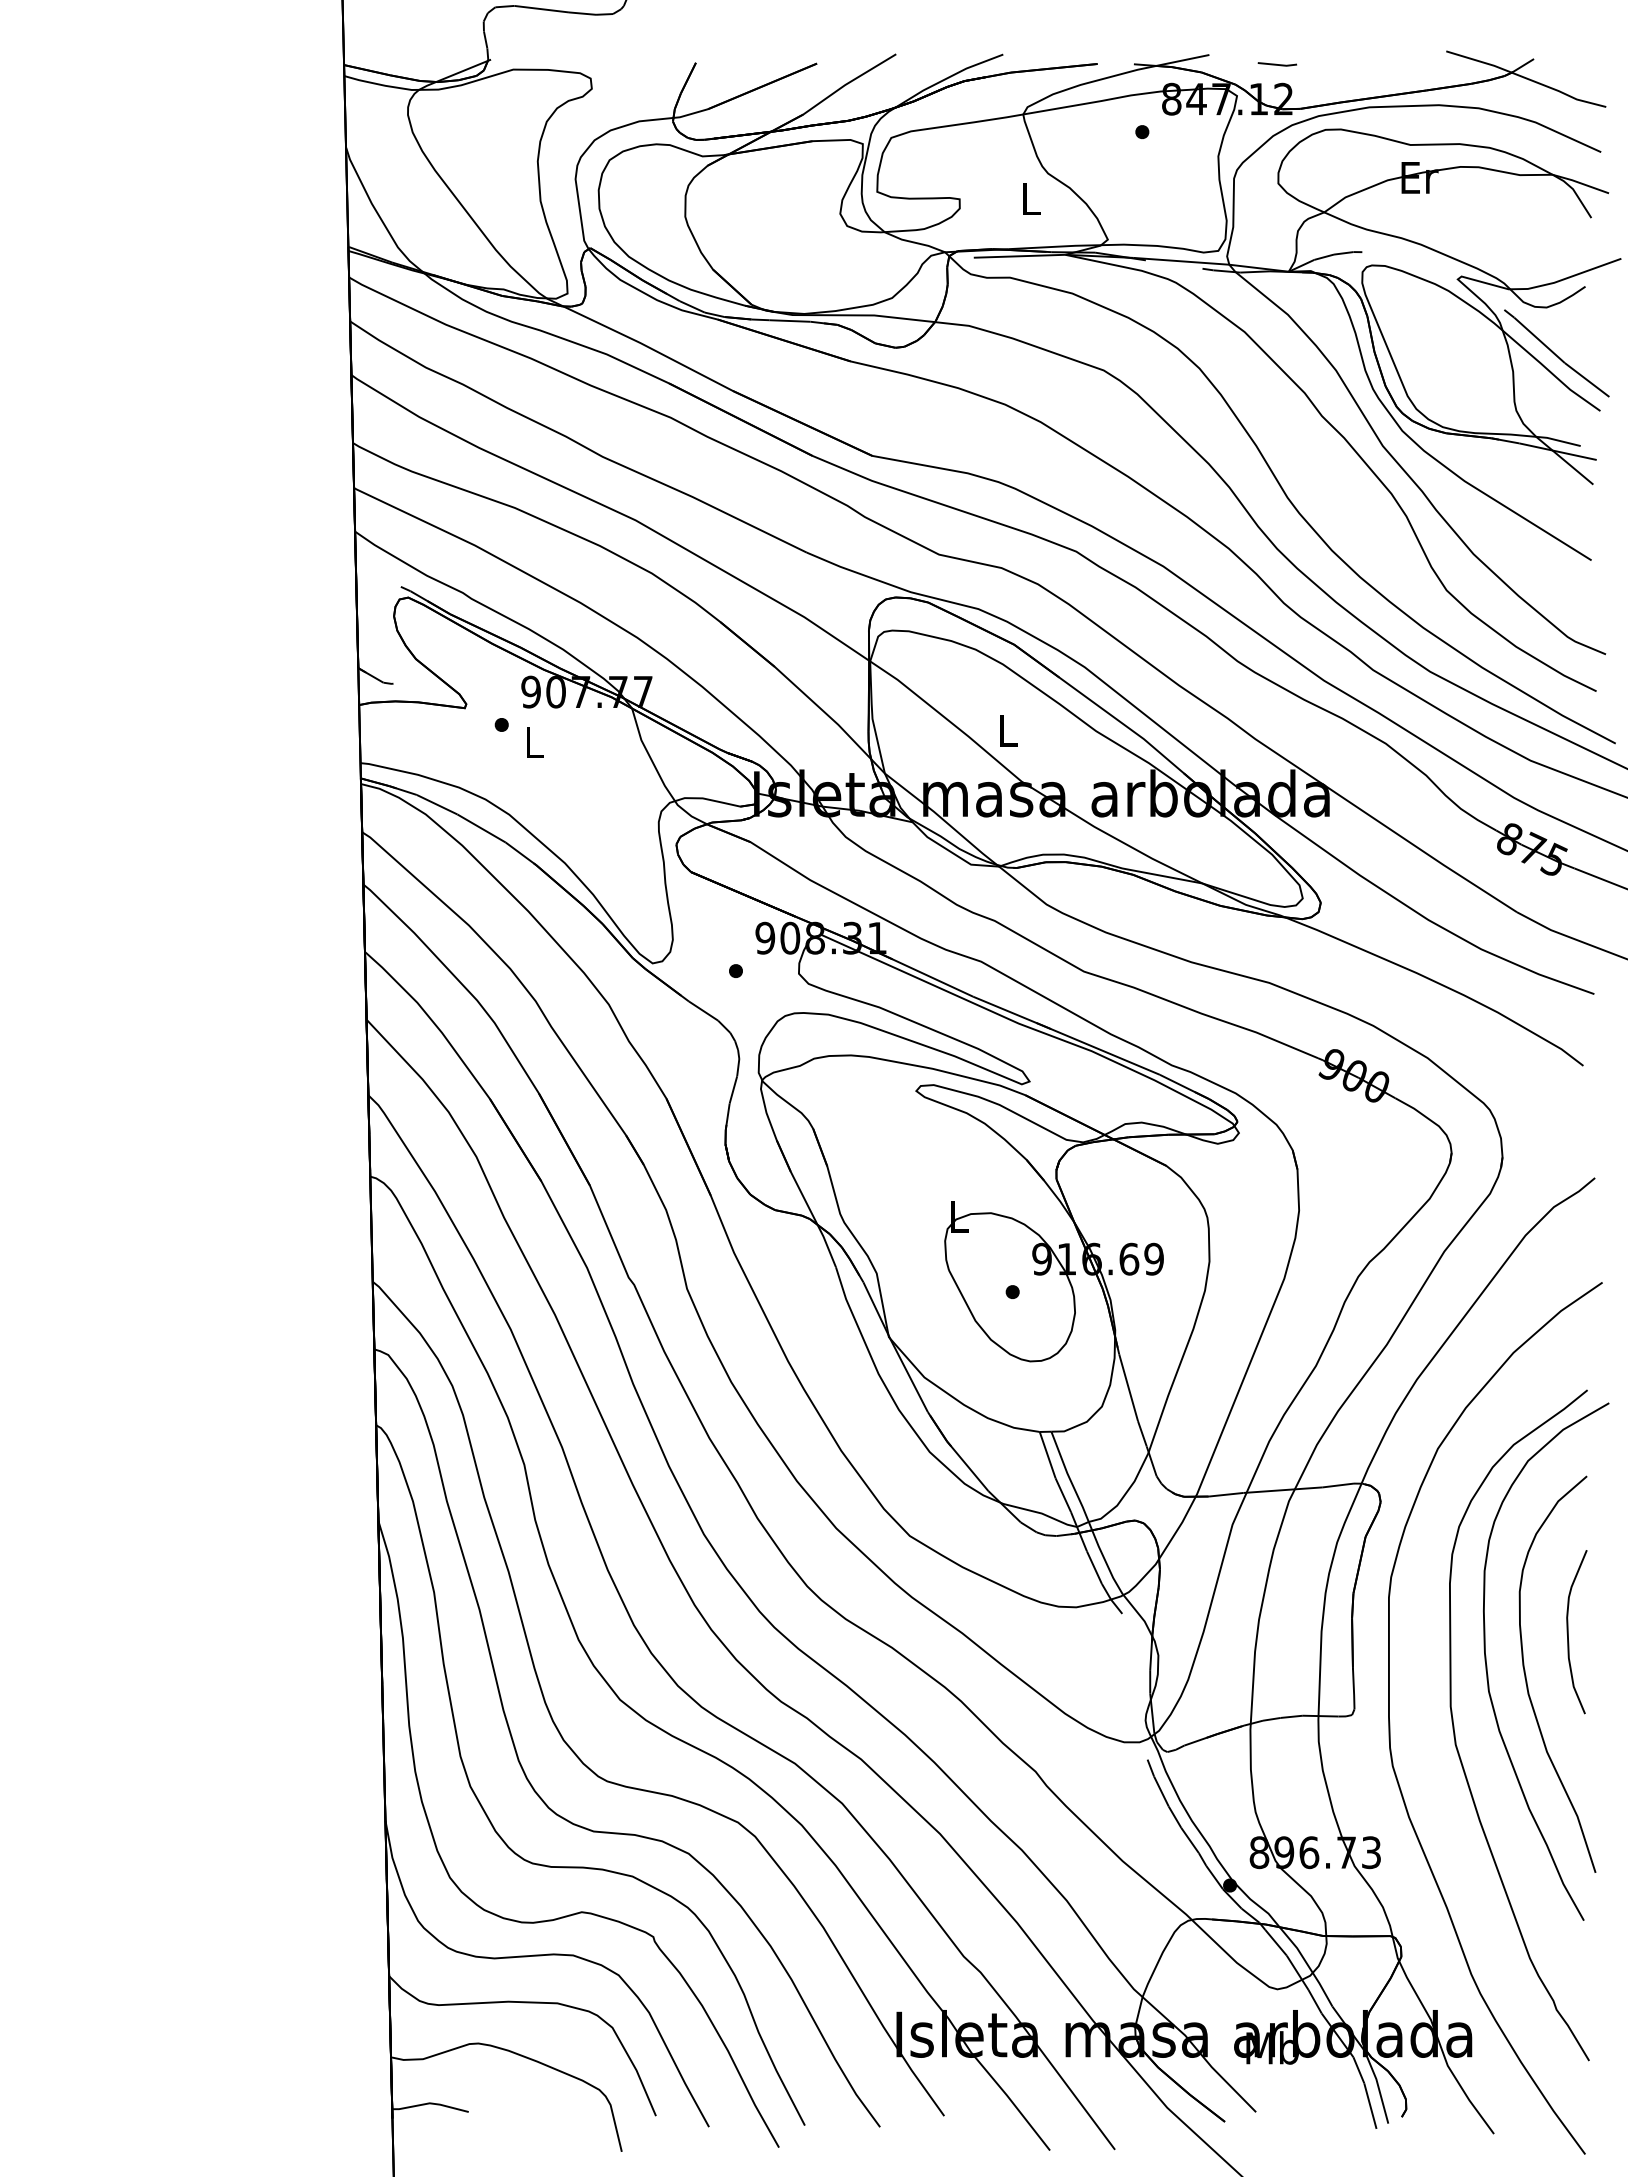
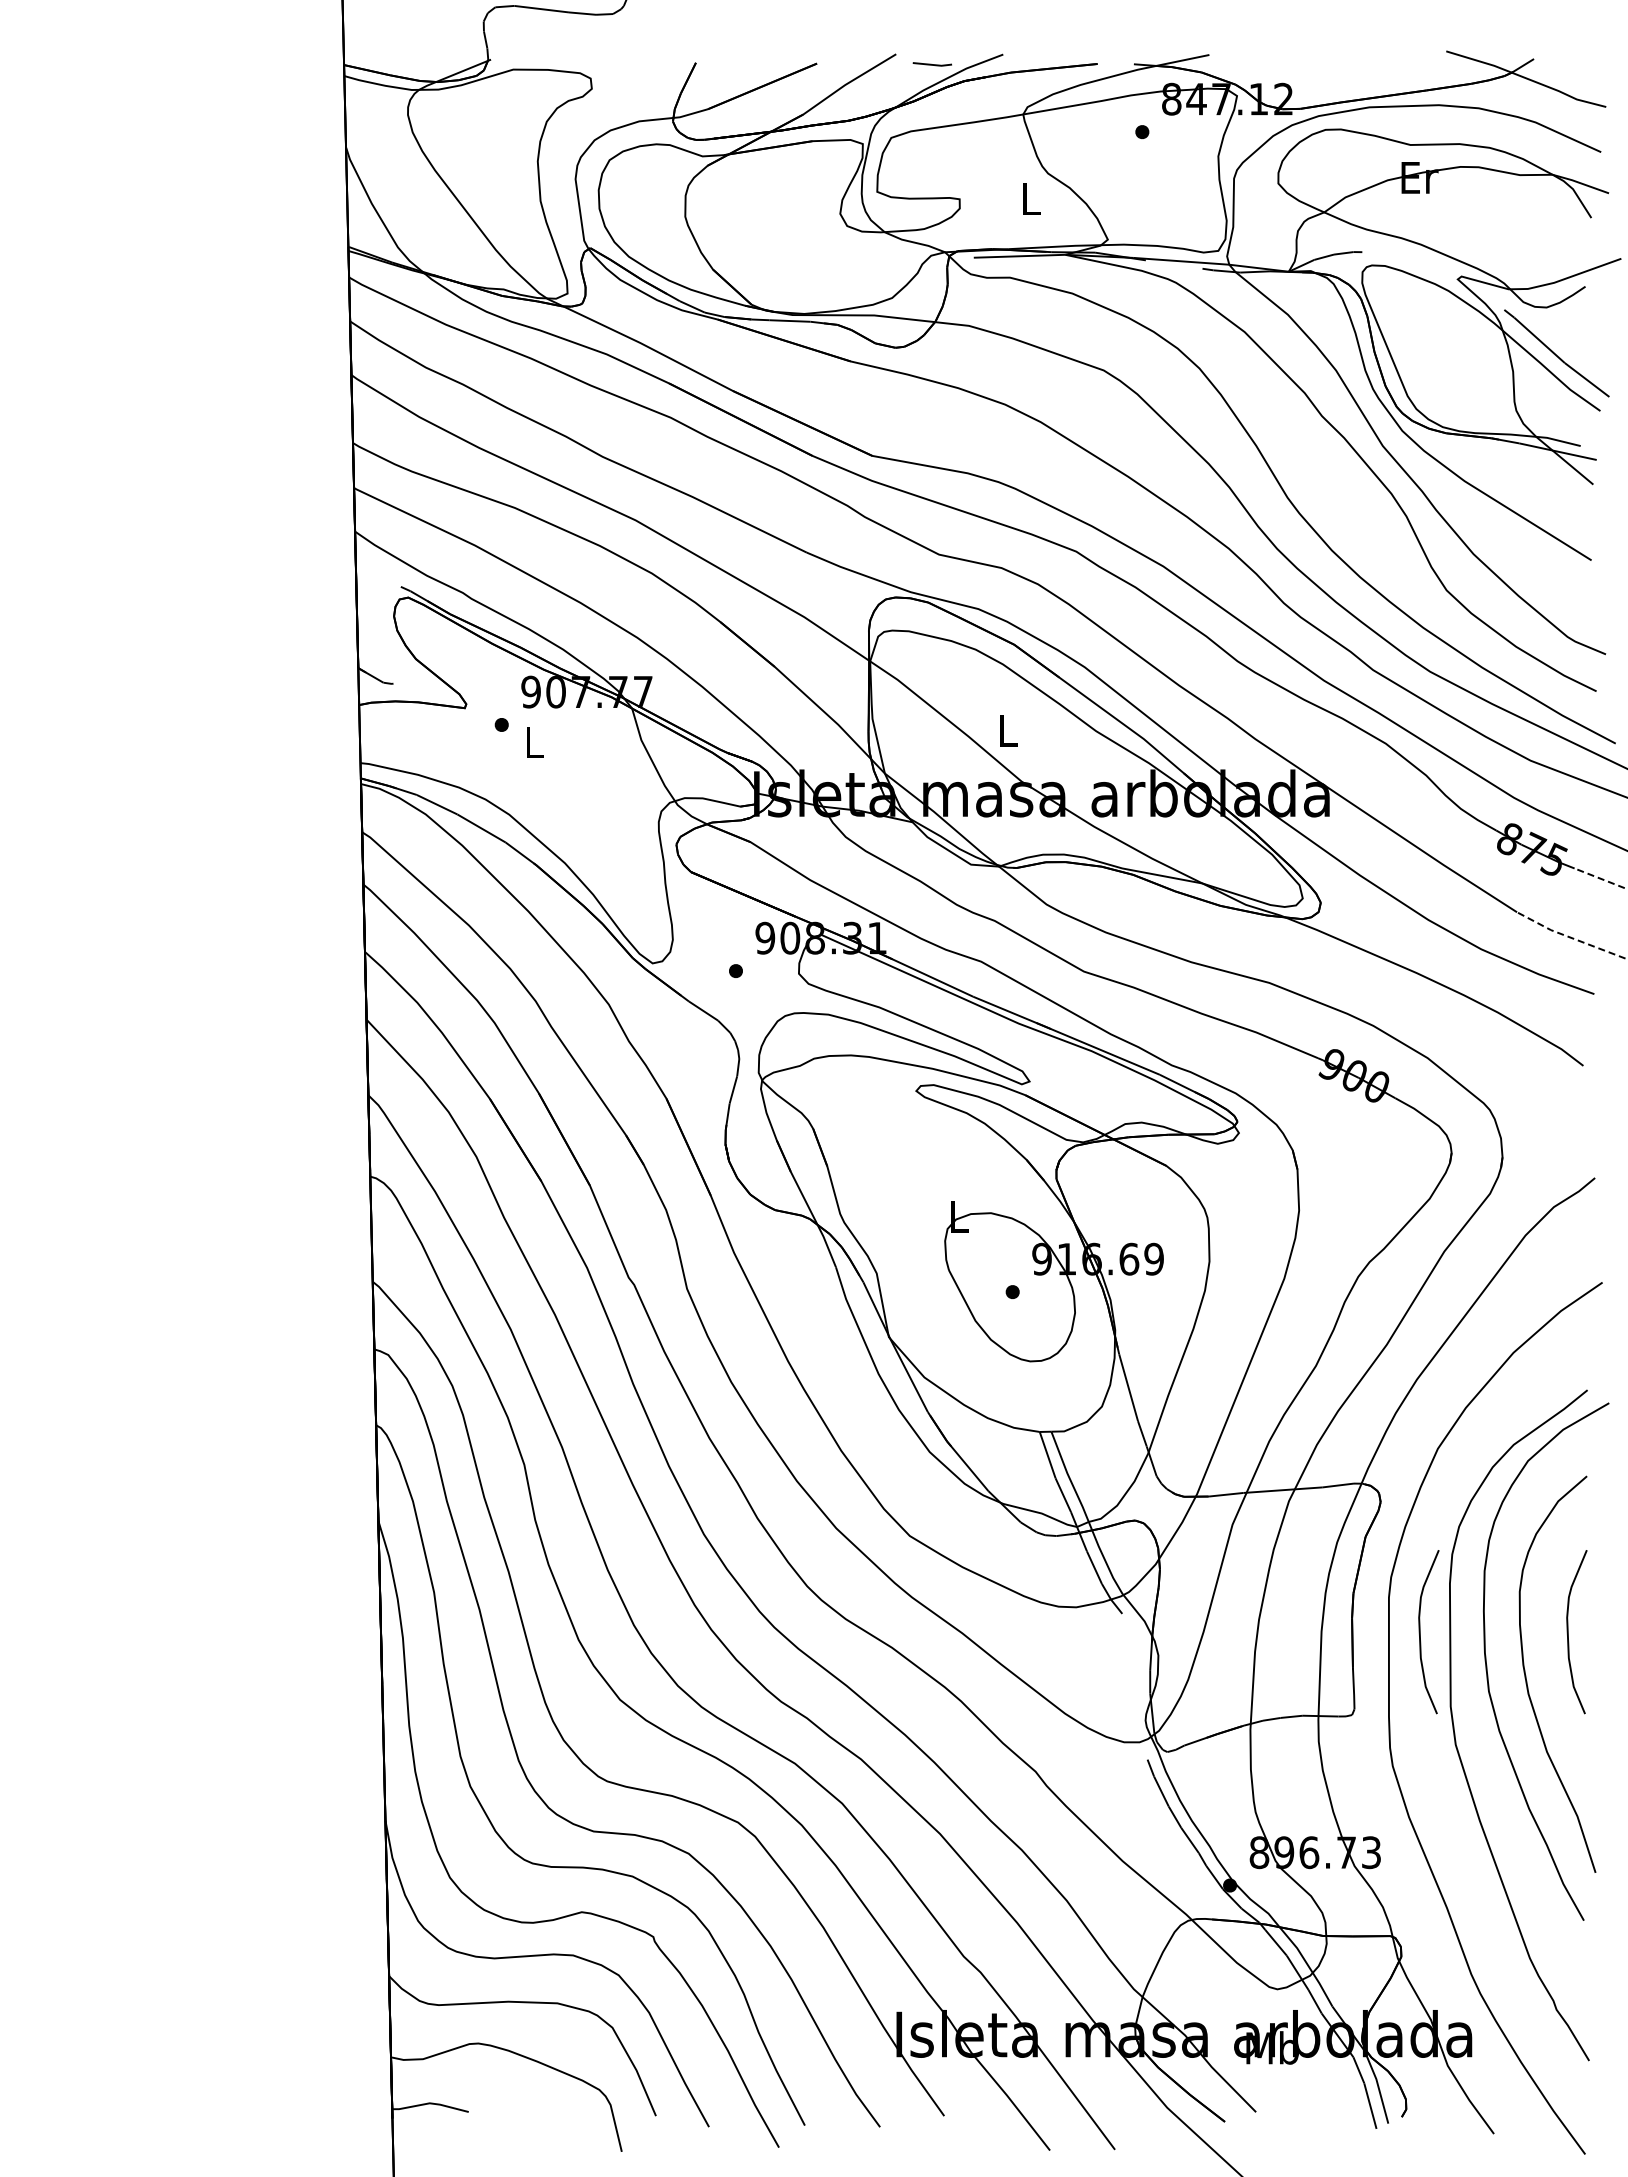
line position: (1276, 64) -> (931, 64) (931, 64)
line: solid -> dashed (1600, 878)
line: solid -> dashed (1570, 937)
curve: none -> present (1420, 1632)
